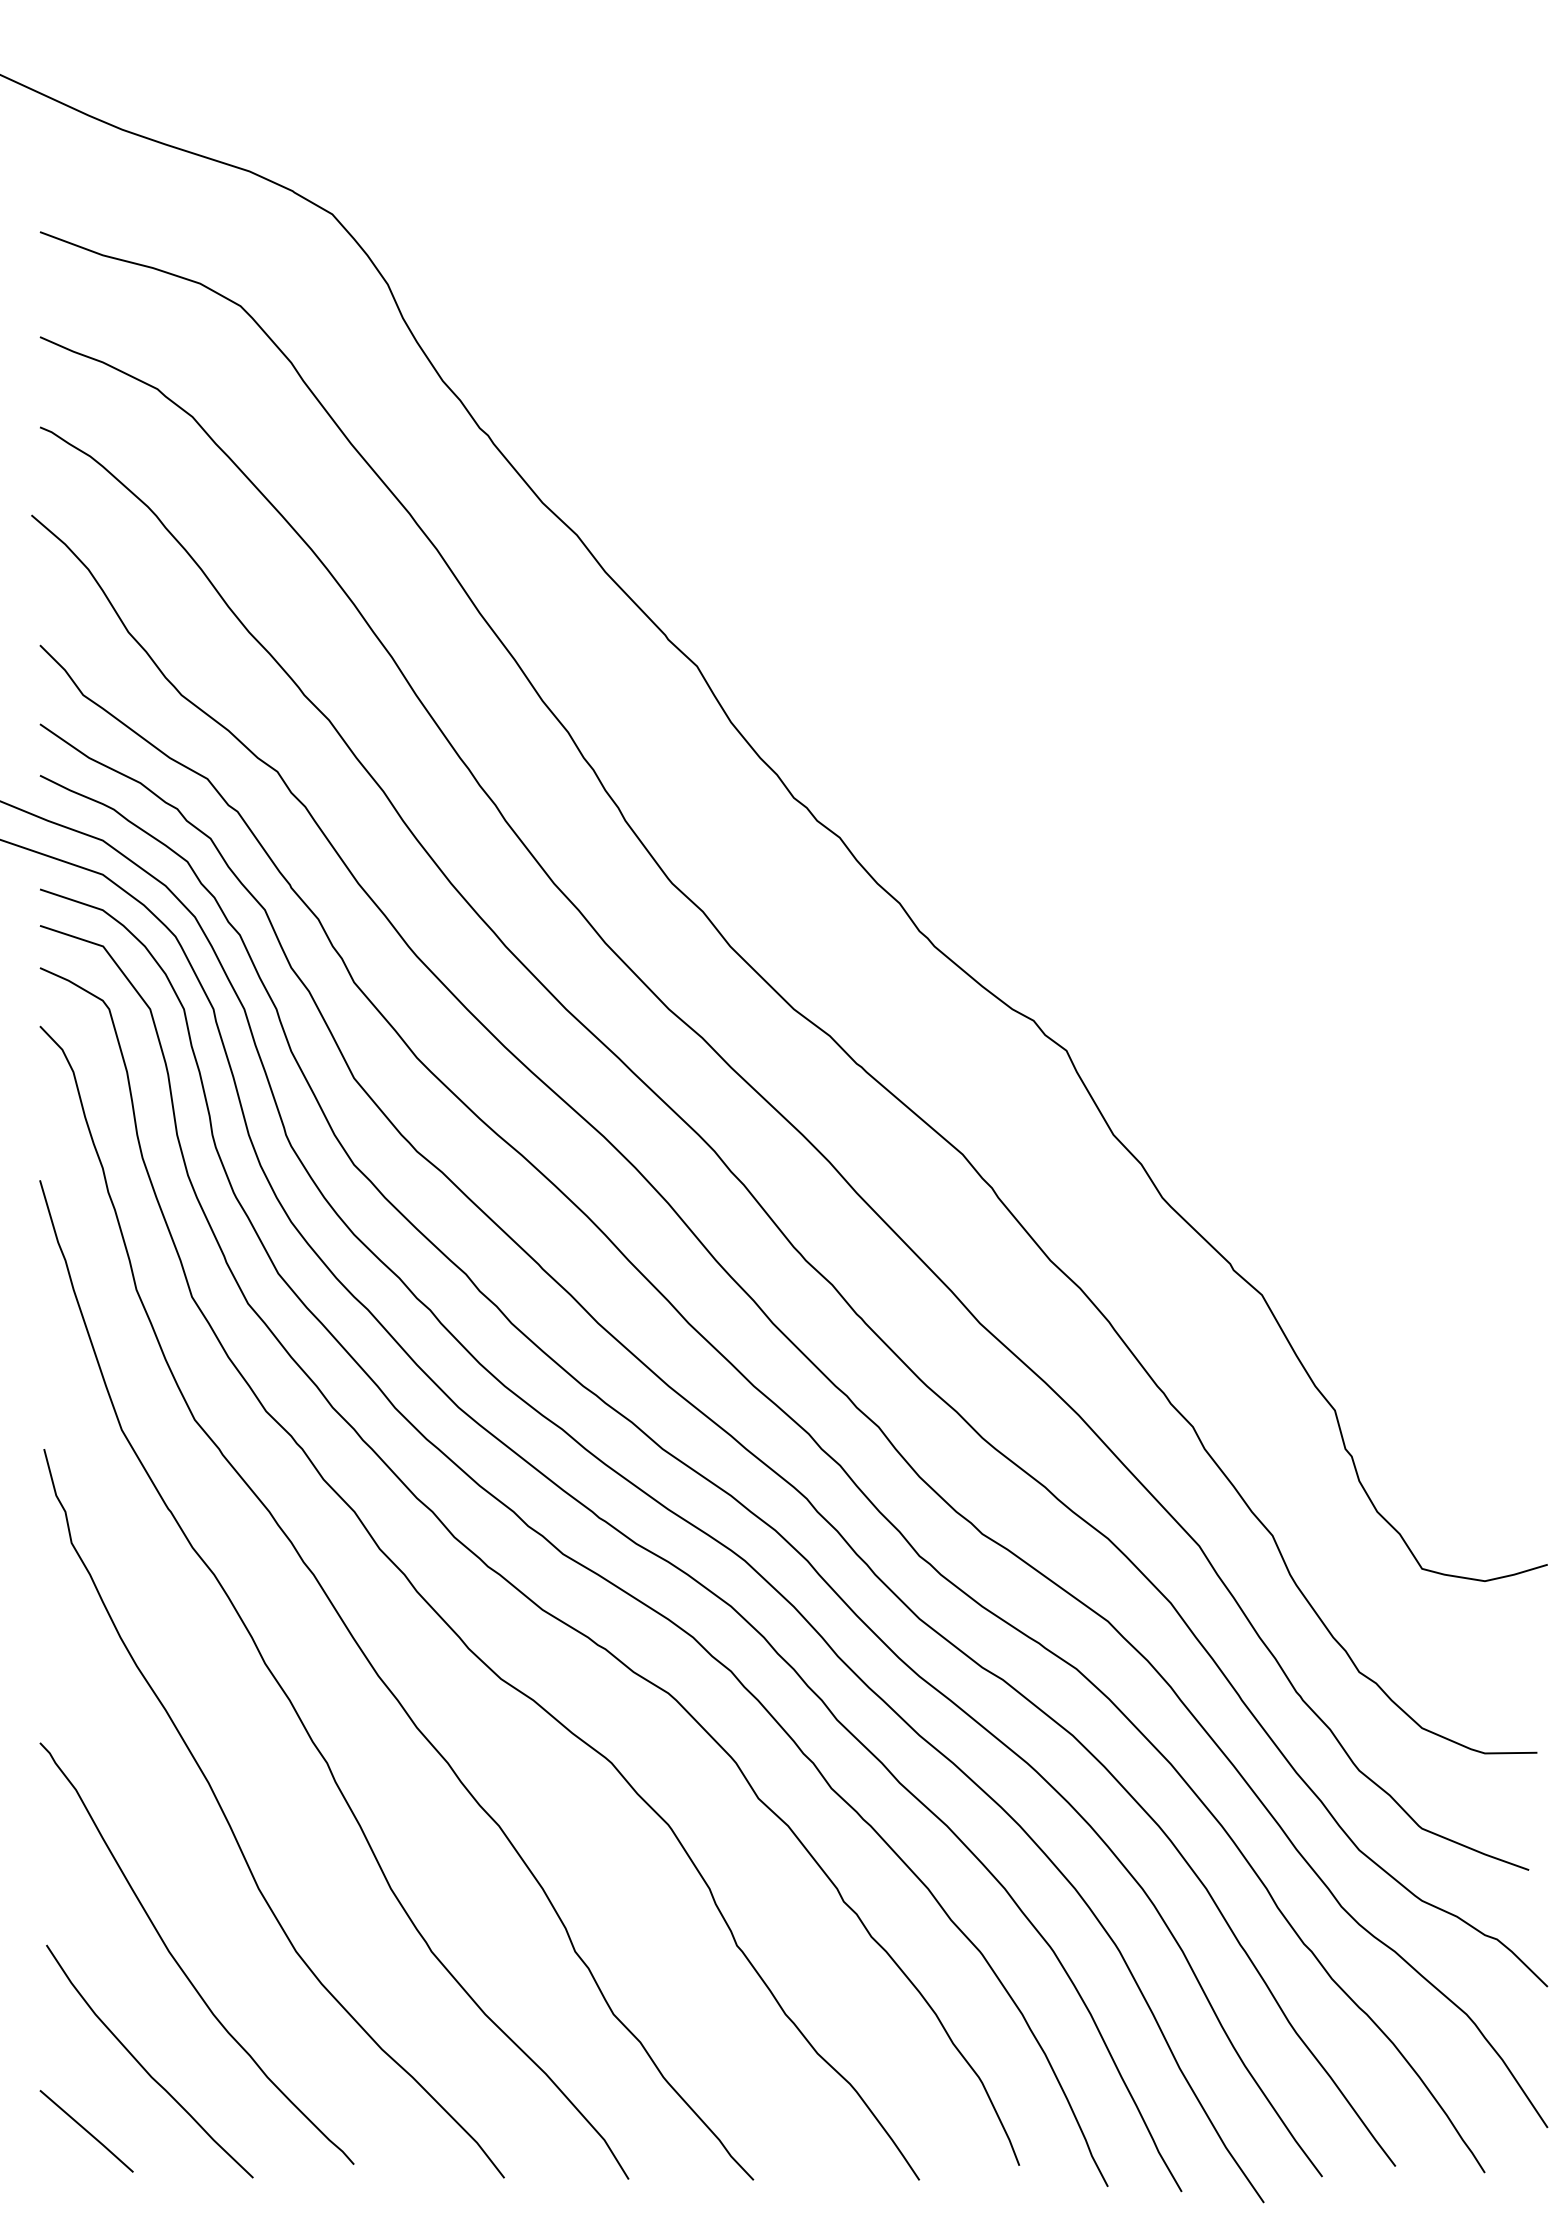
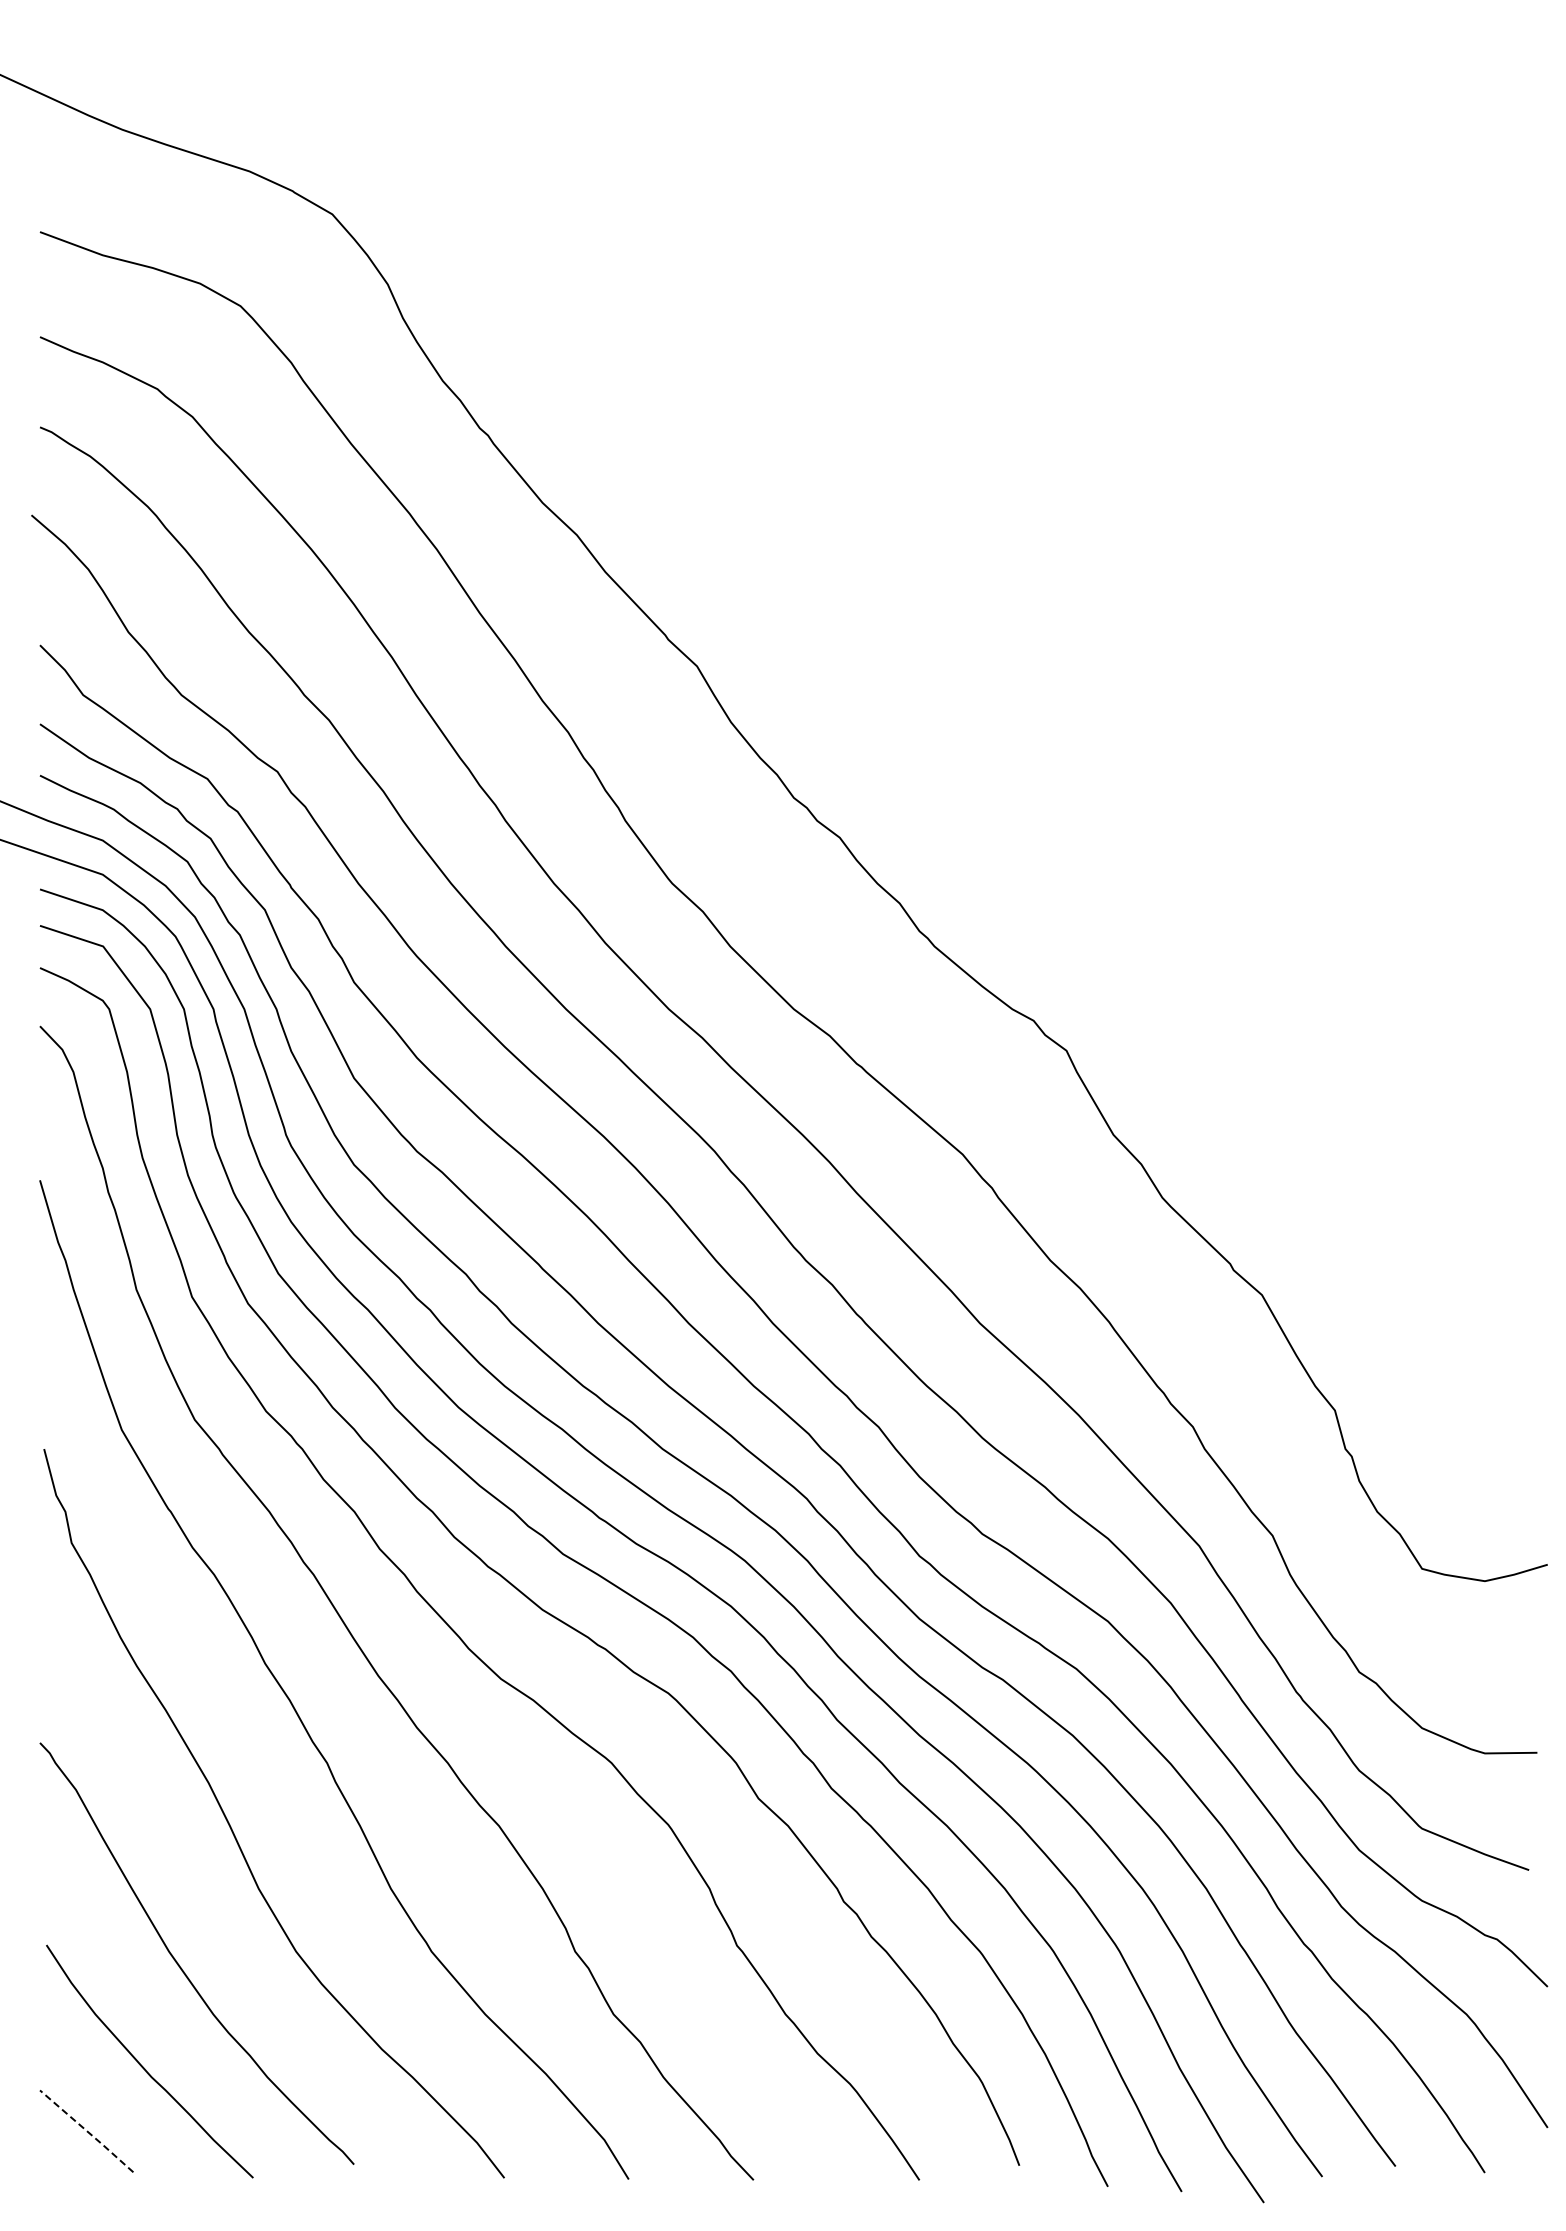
line: solid -> dashed (87, 2131)
